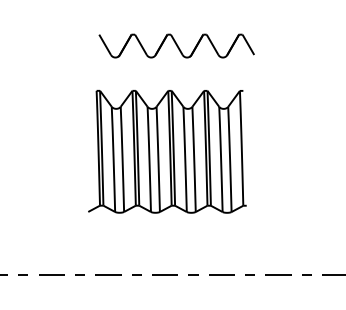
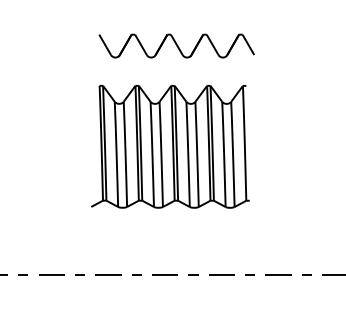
part position: (167, 151) -> (170, 146) (170, 146)
